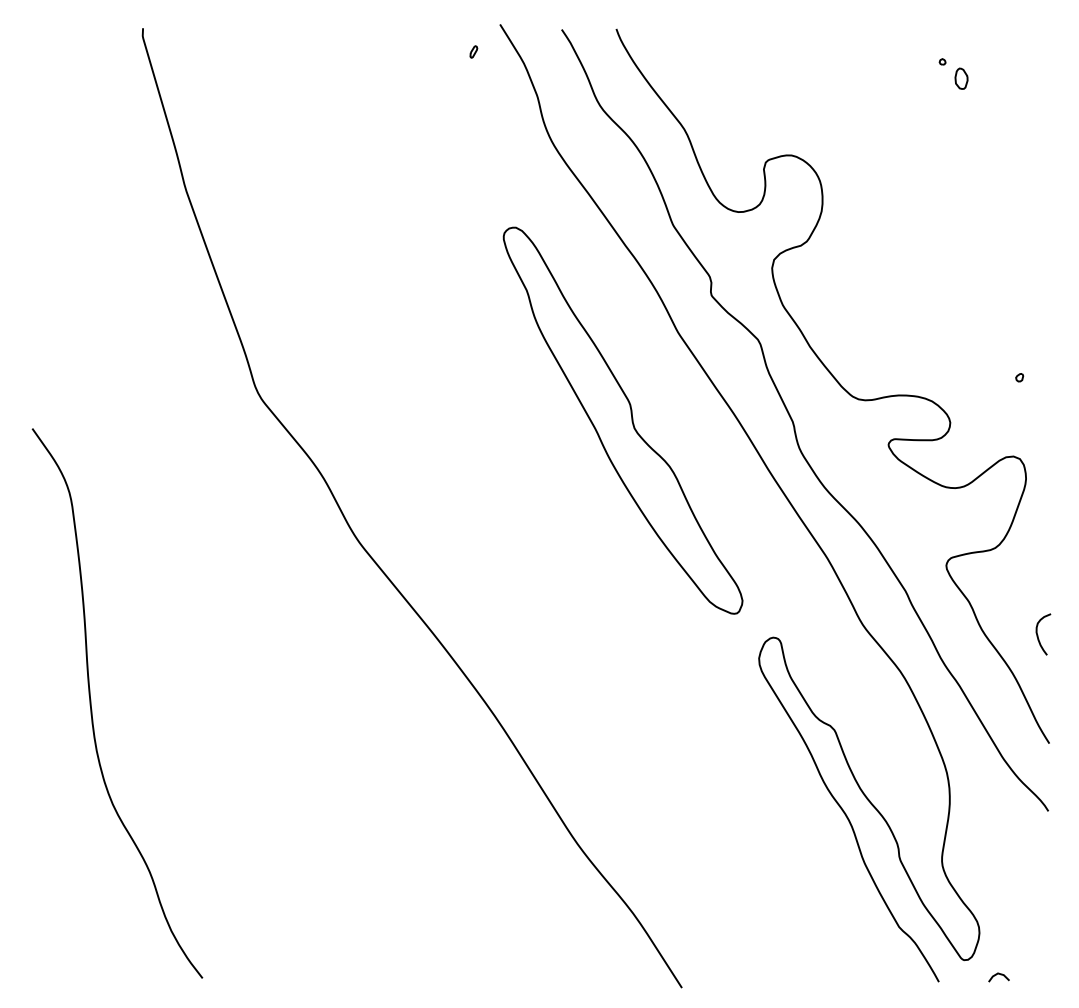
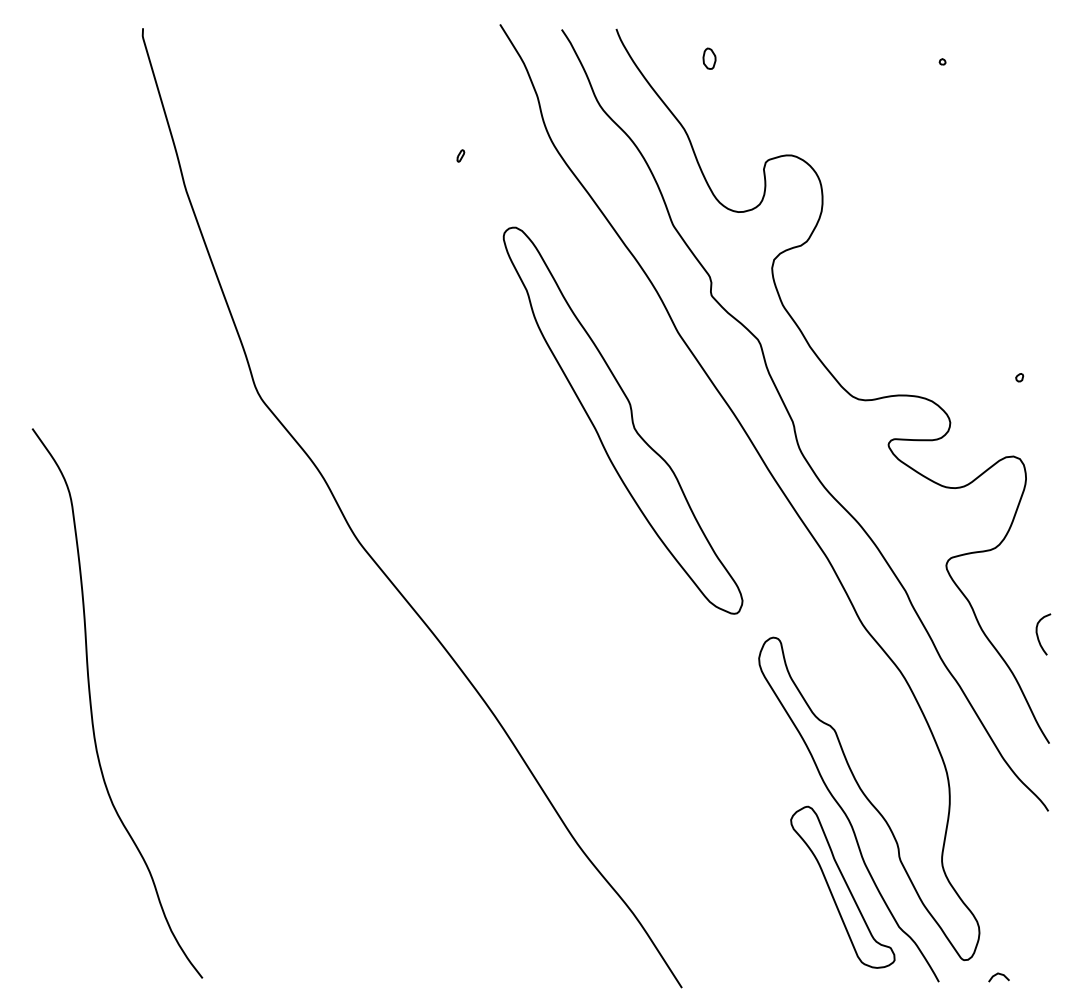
part position: (473, 51) -> (460, 155) (460, 155)
part position: (961, 78) -> (709, 58) (709, 58)
part: none -> present (842, 886)
